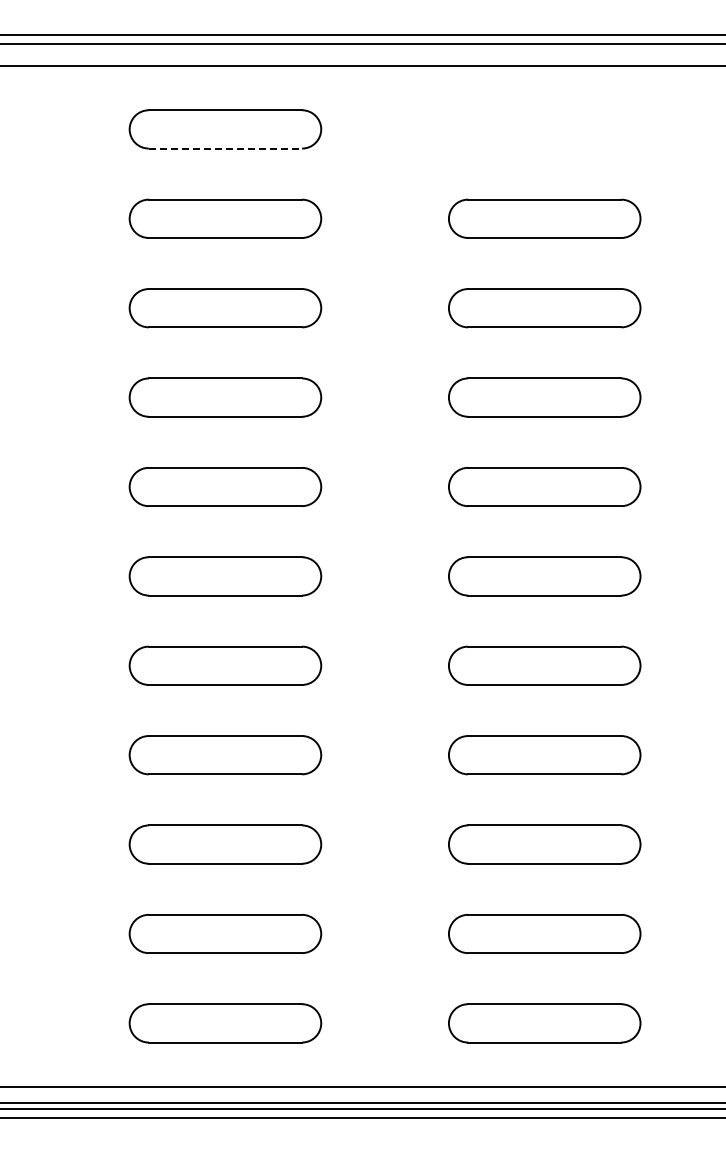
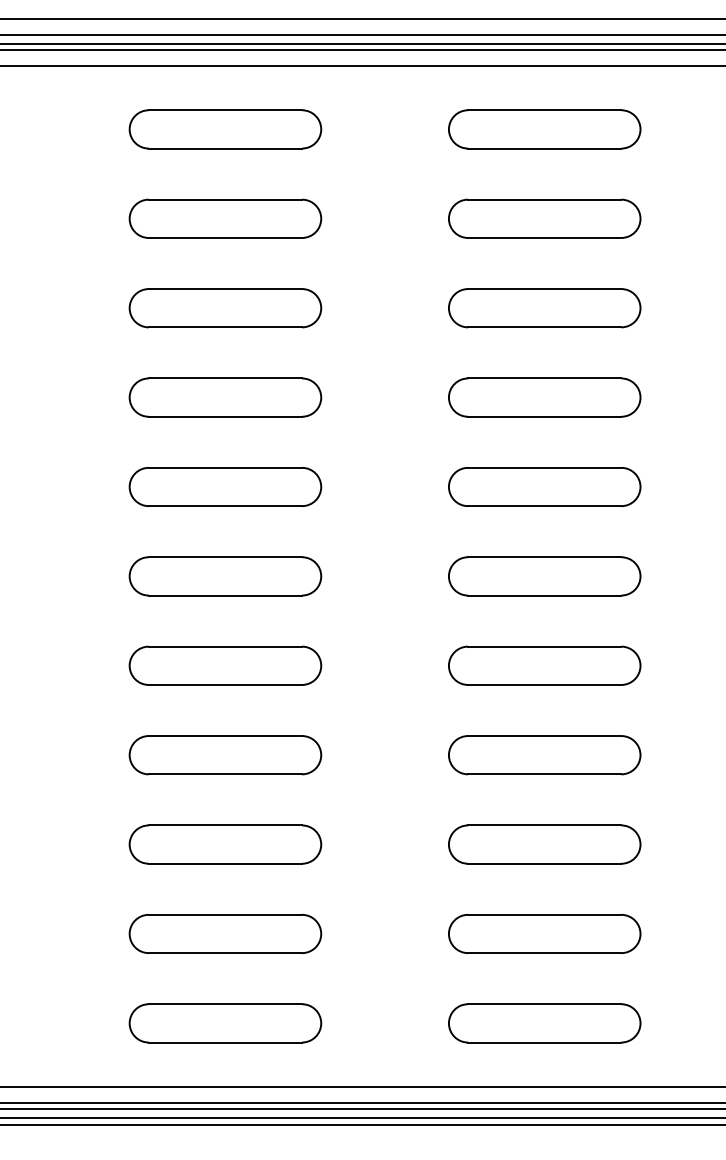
line: none -> present (362, 18)
line: none -> present (362, 49)
part: none -> present (544, 129)
line: dashed -> solid (225, 148)
line: none -> present (362, 1125)
